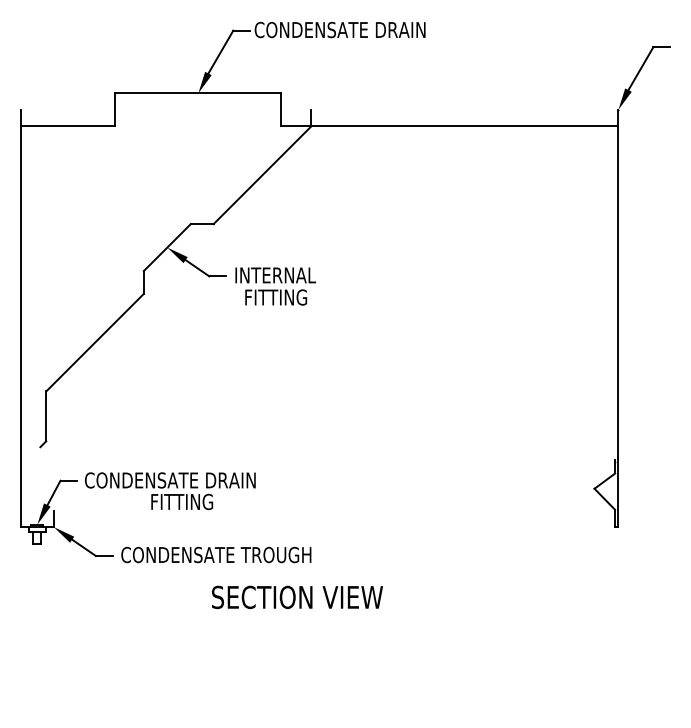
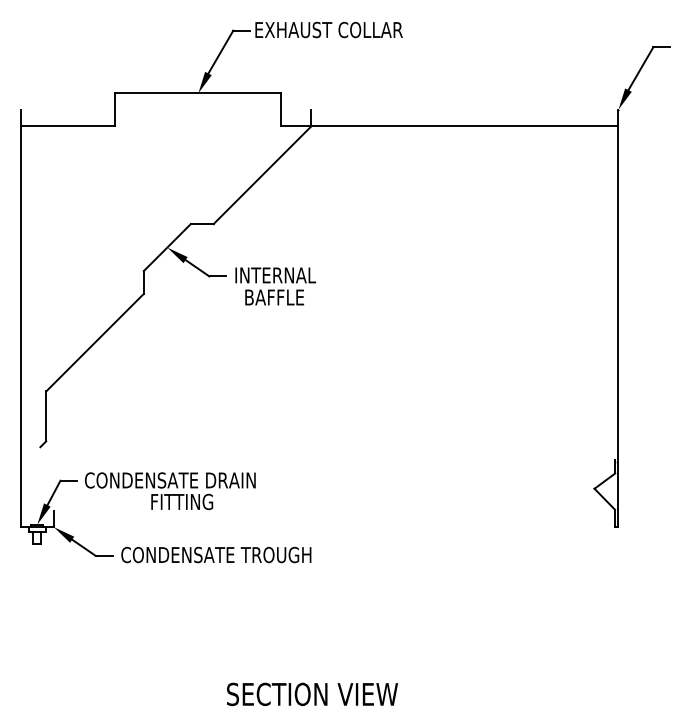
text: CONDENSATE DRAIN -> EXHAUST COLLAR (339, 29)
text: FITTING -> BAFFLE (277, 297)
text position: (297, 597) -> (312, 694) (312, 694)
